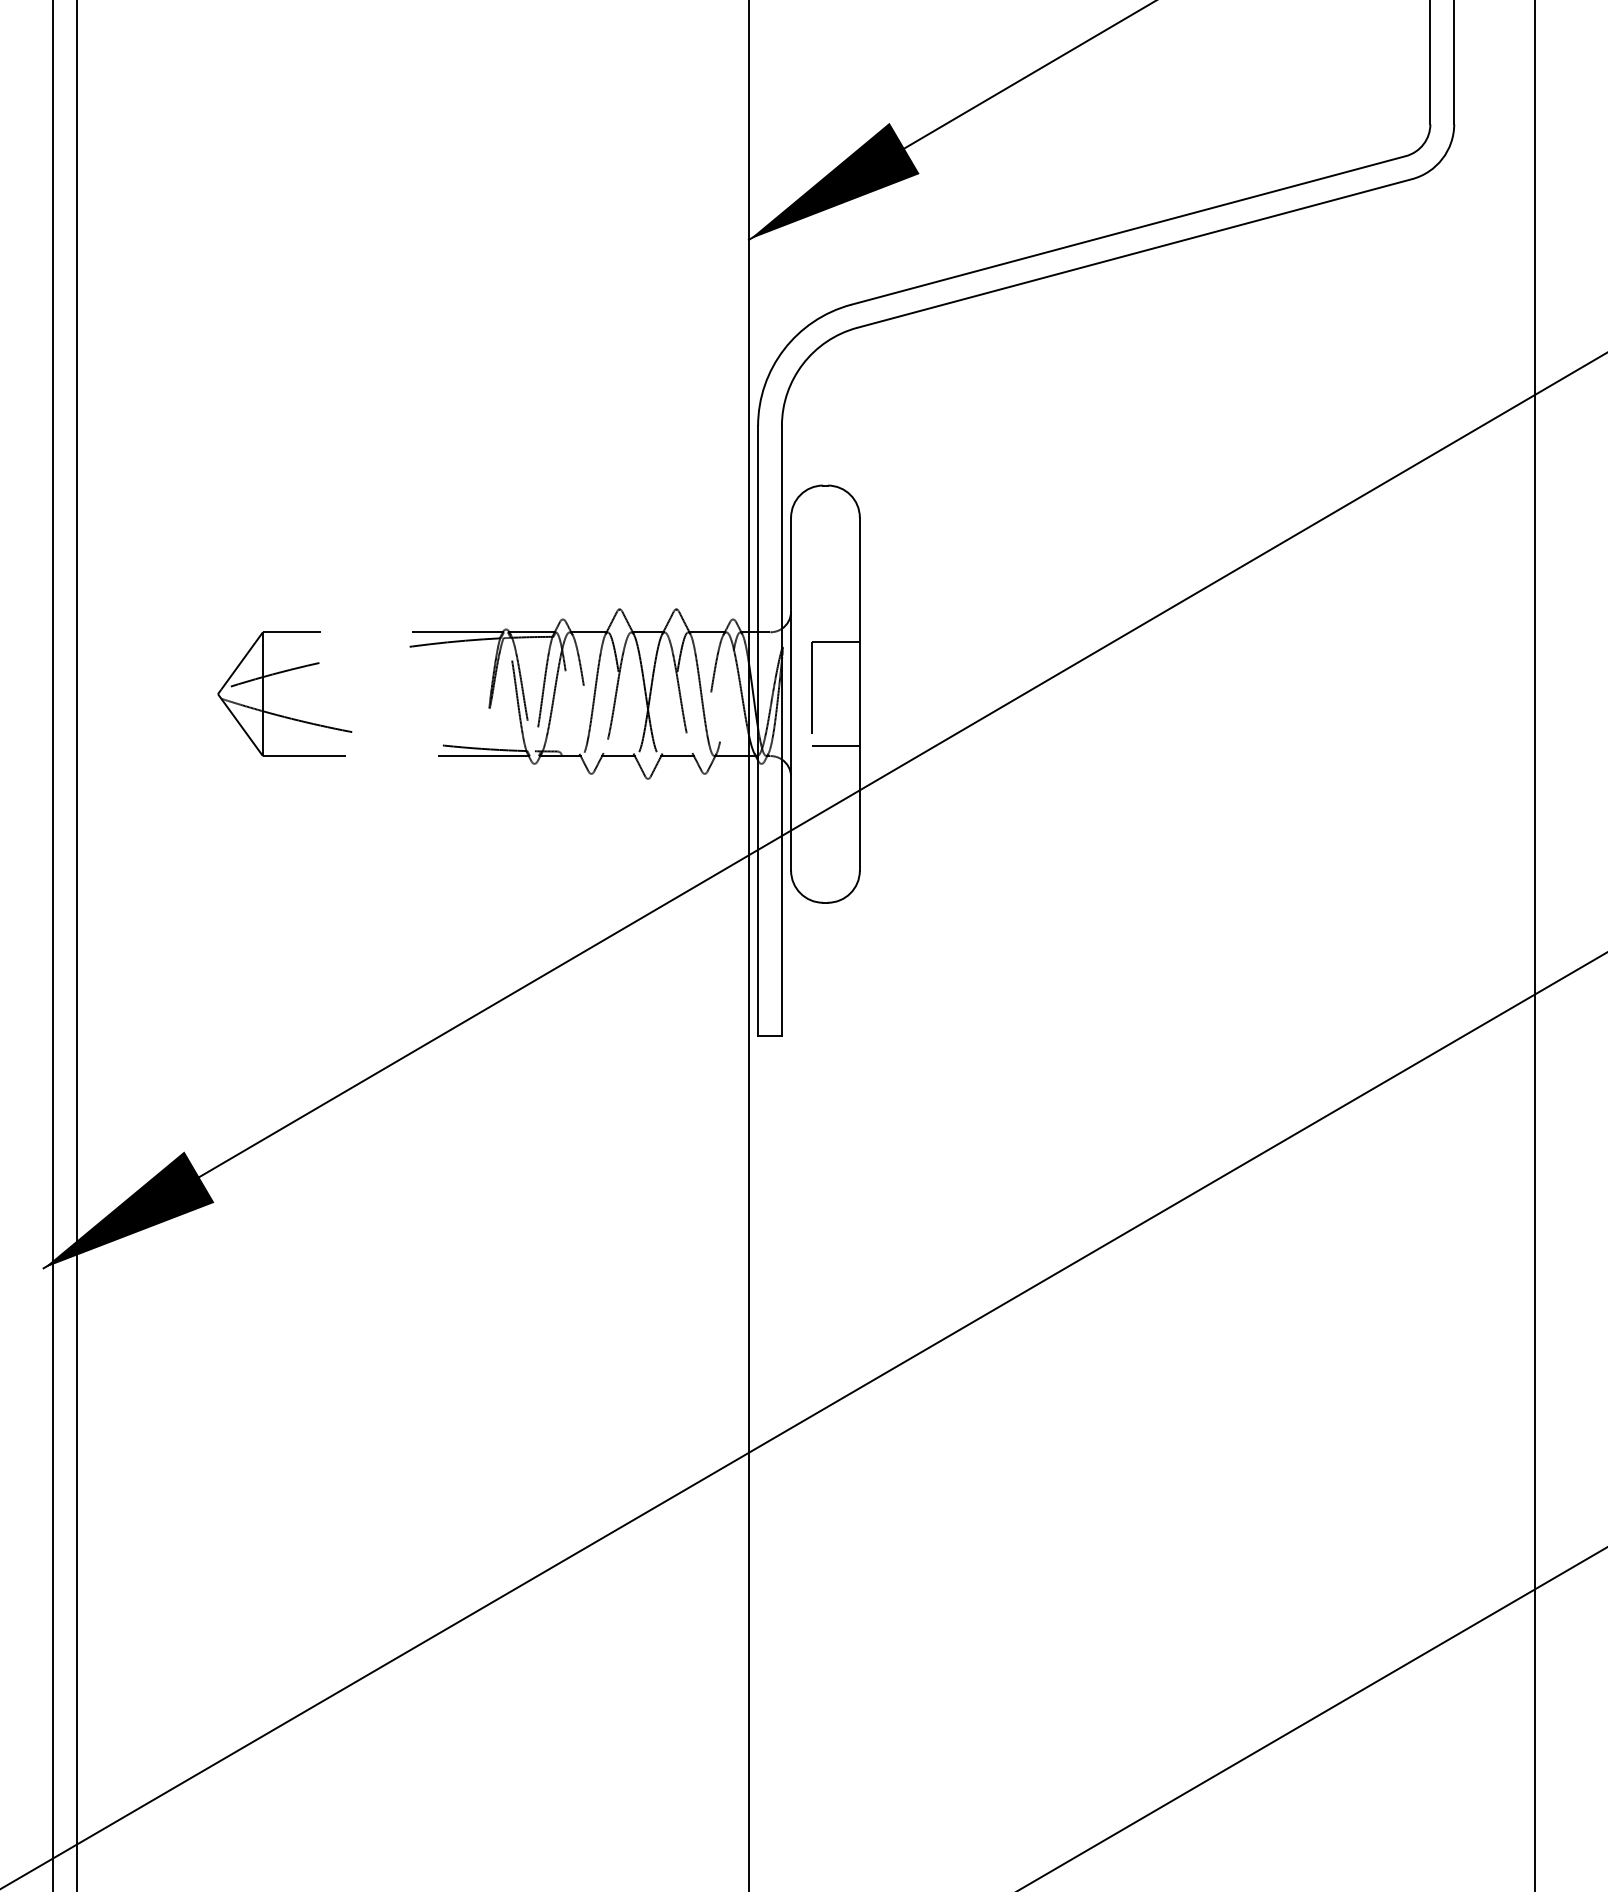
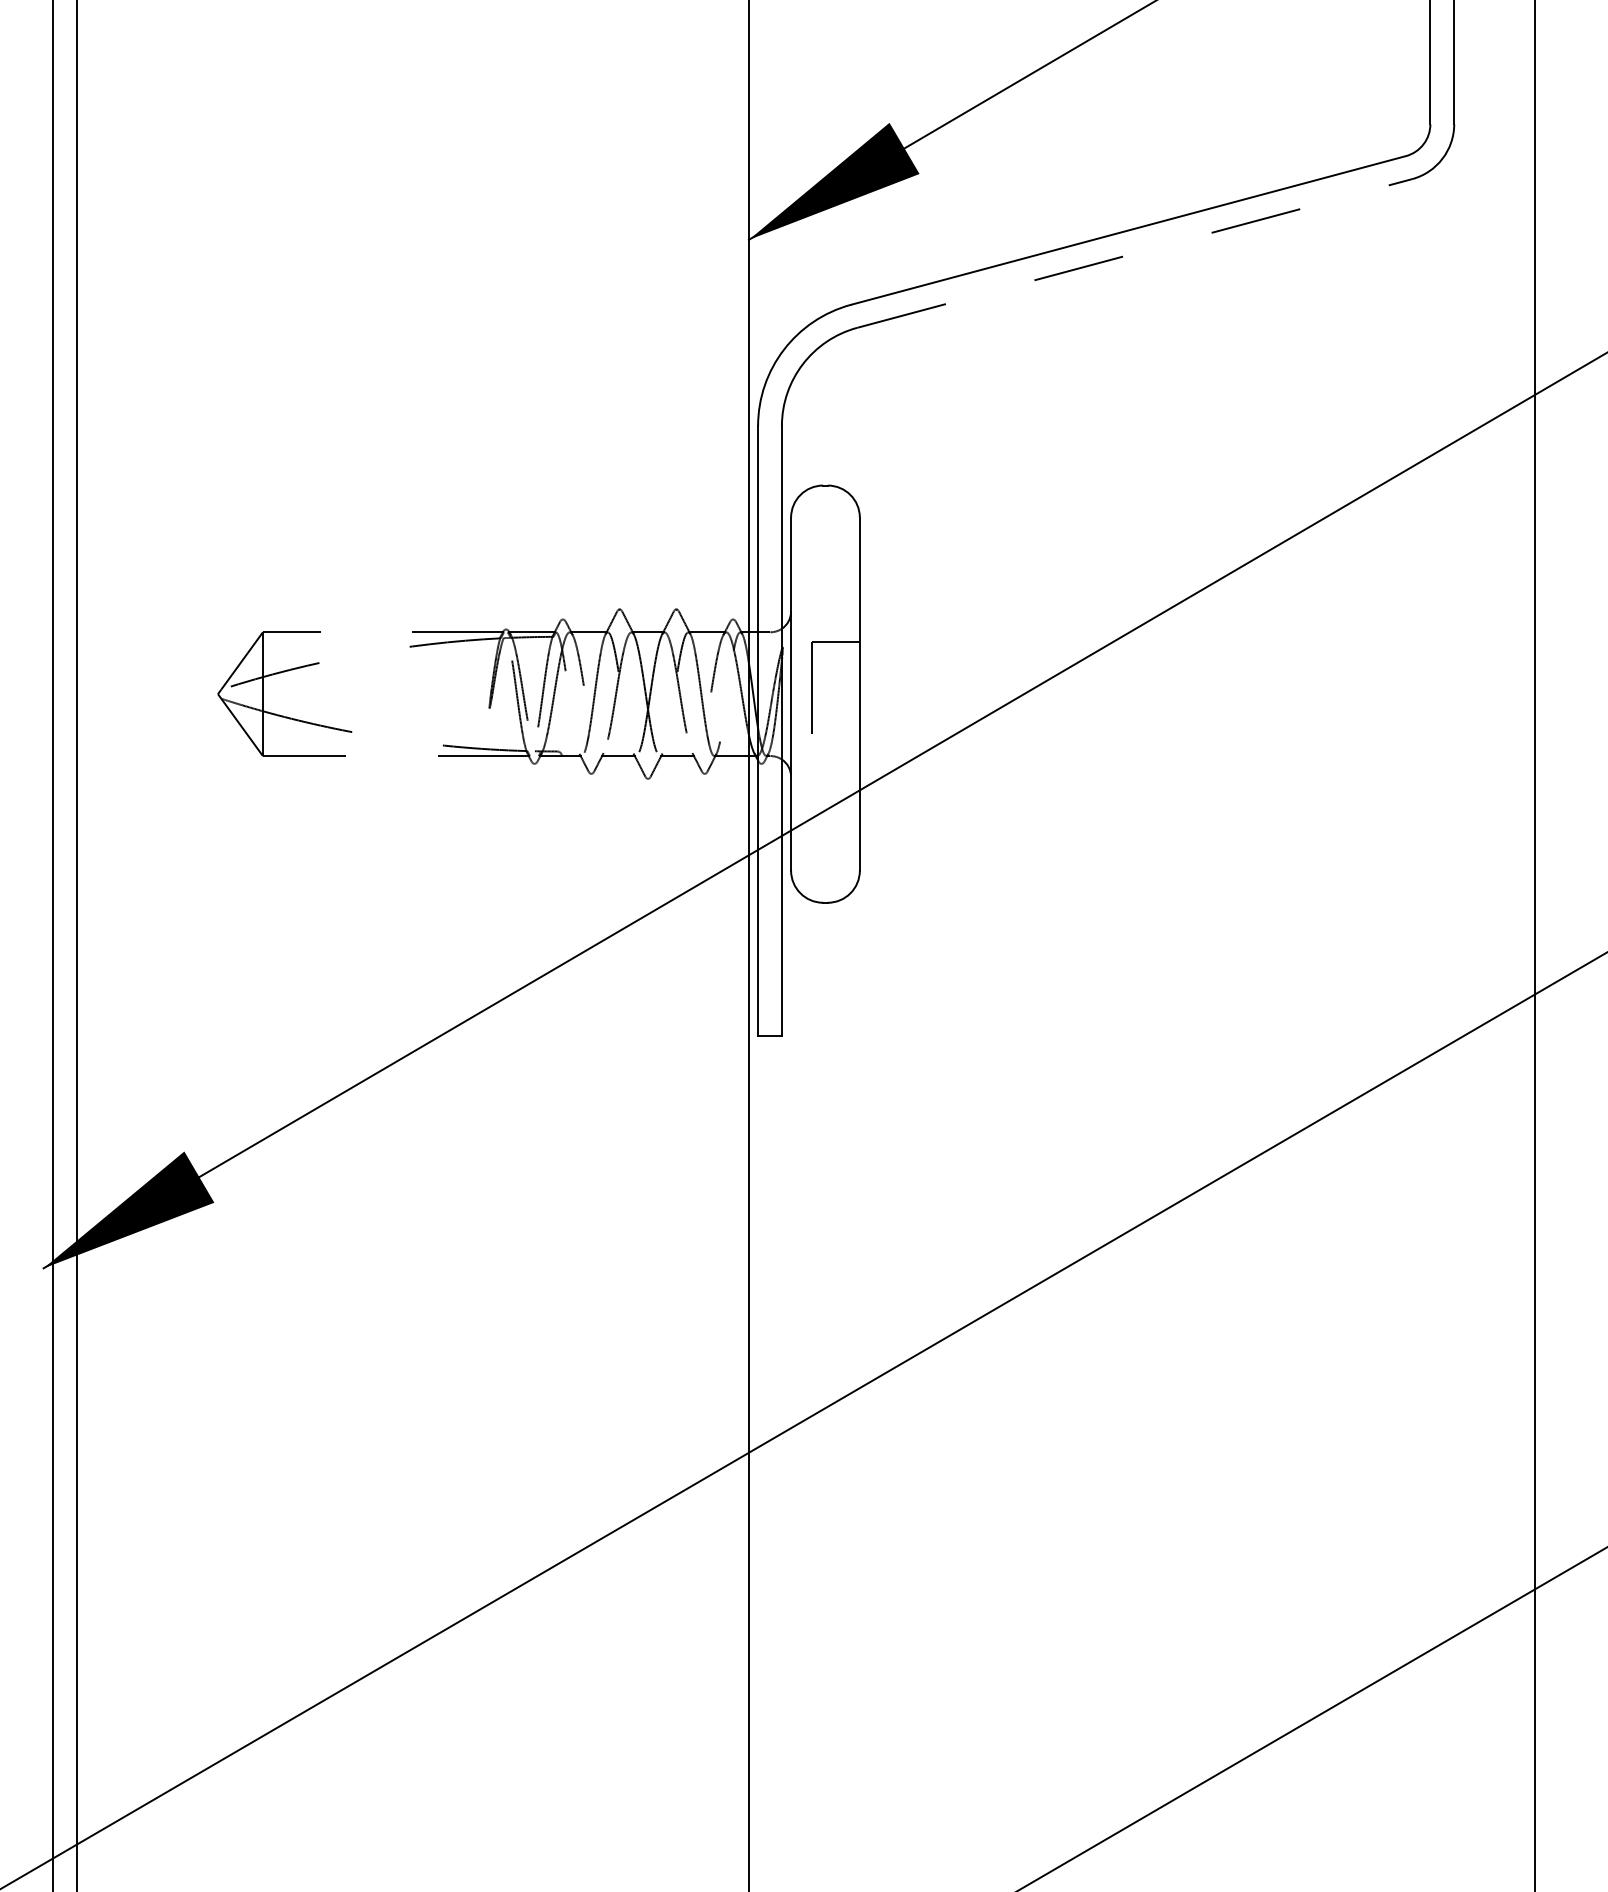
line: solid -> dashed (1135, 253)
line: present -> none (835, 745)
